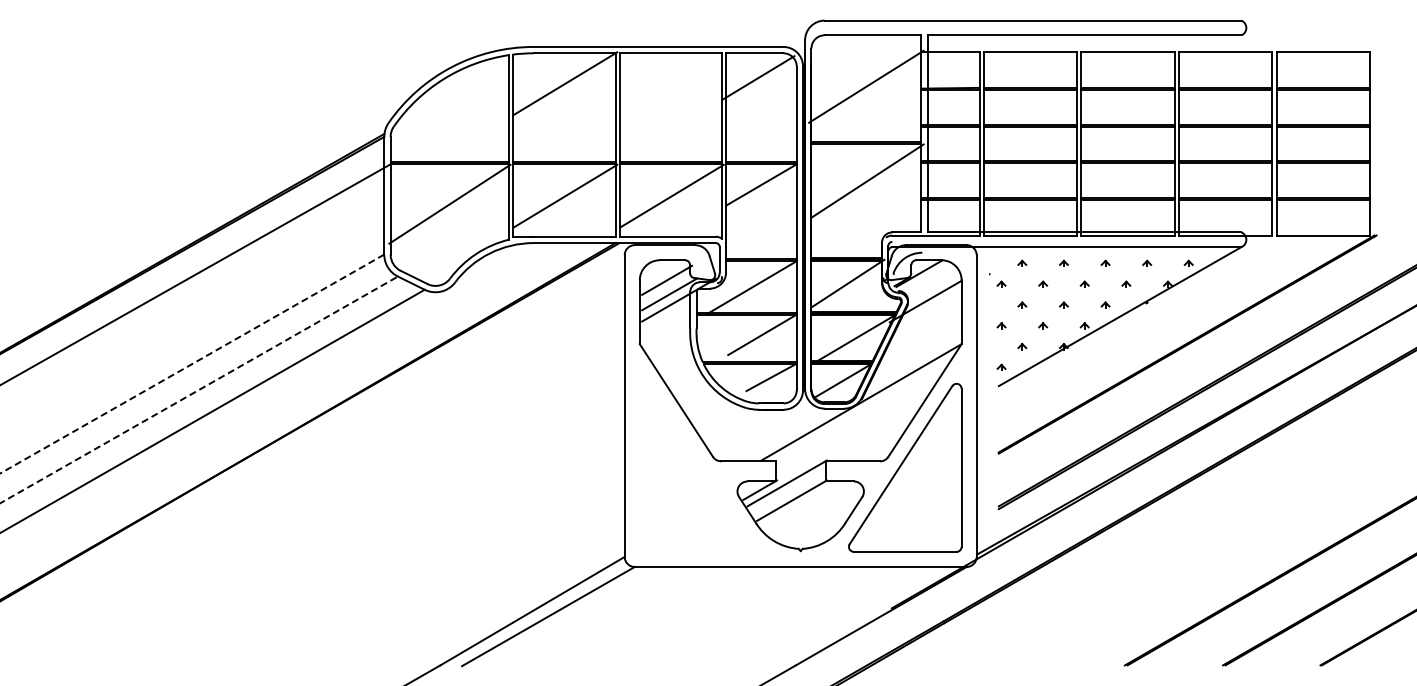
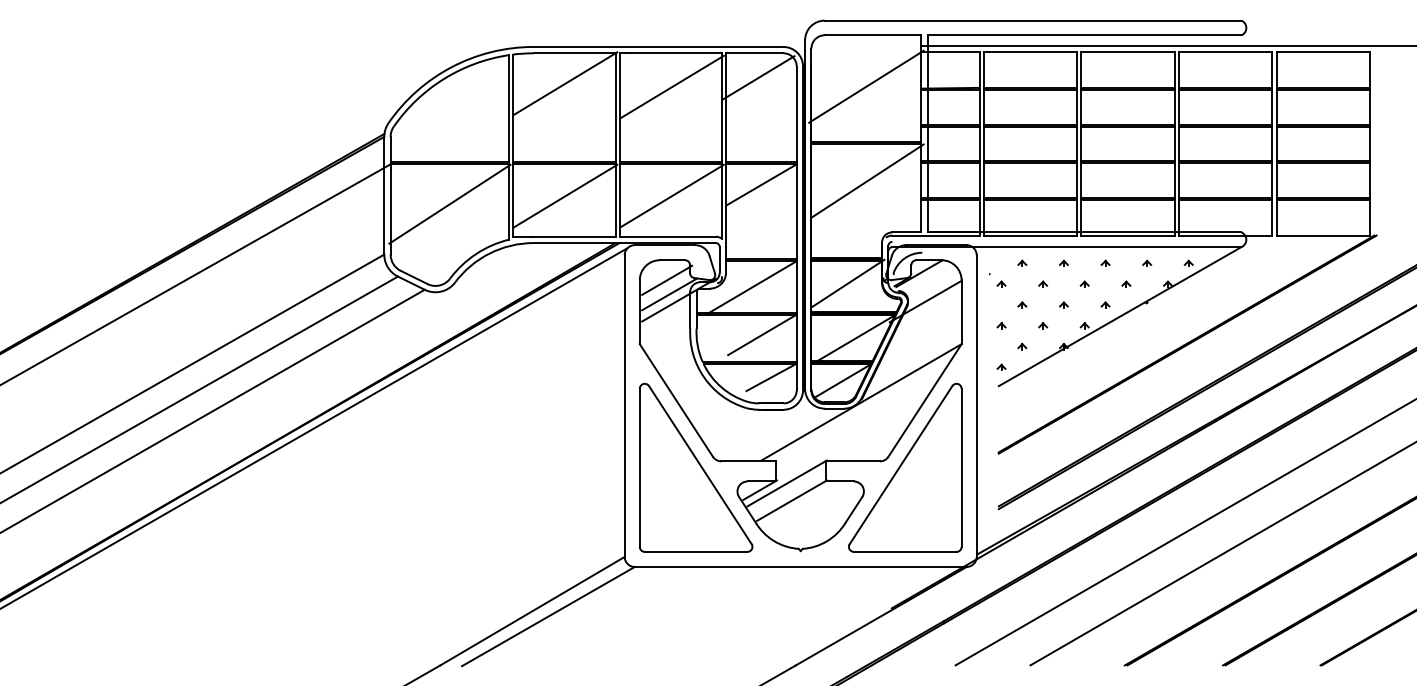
line: none -> present (1167, 45)
line: none -> present (671, 86)
line: dashed -> solid (192, 363)
line: dashed -> solid (199, 389)
line: none -> present (314, 427)
part: none -> present (696, 467)
line: none -> present (1184, 532)
line: none -> present (1221, 554)
